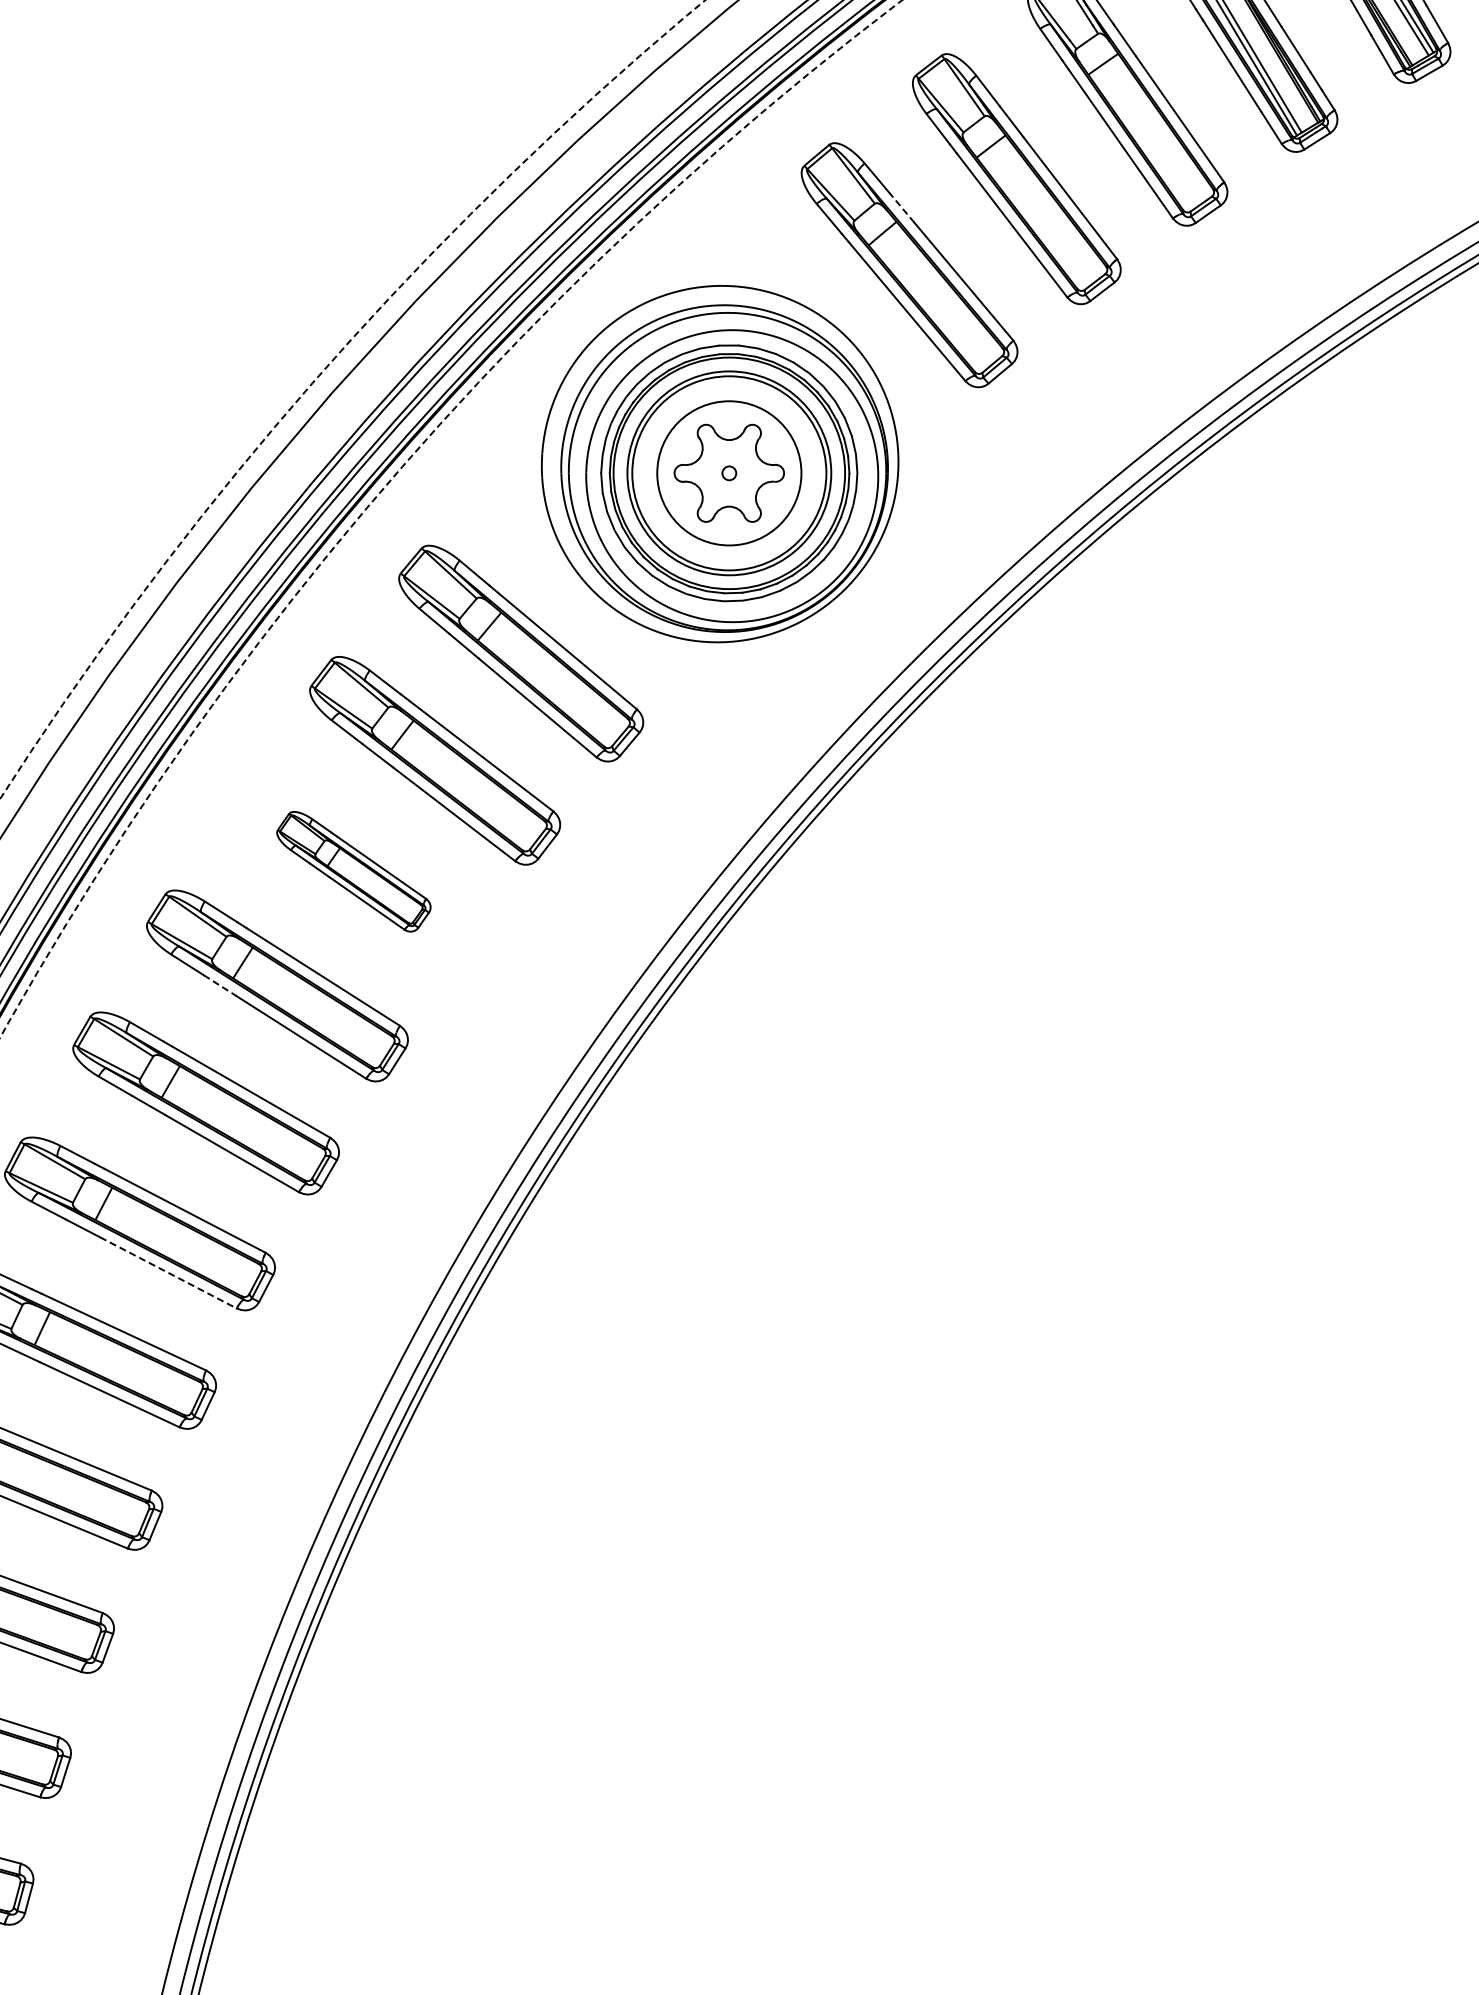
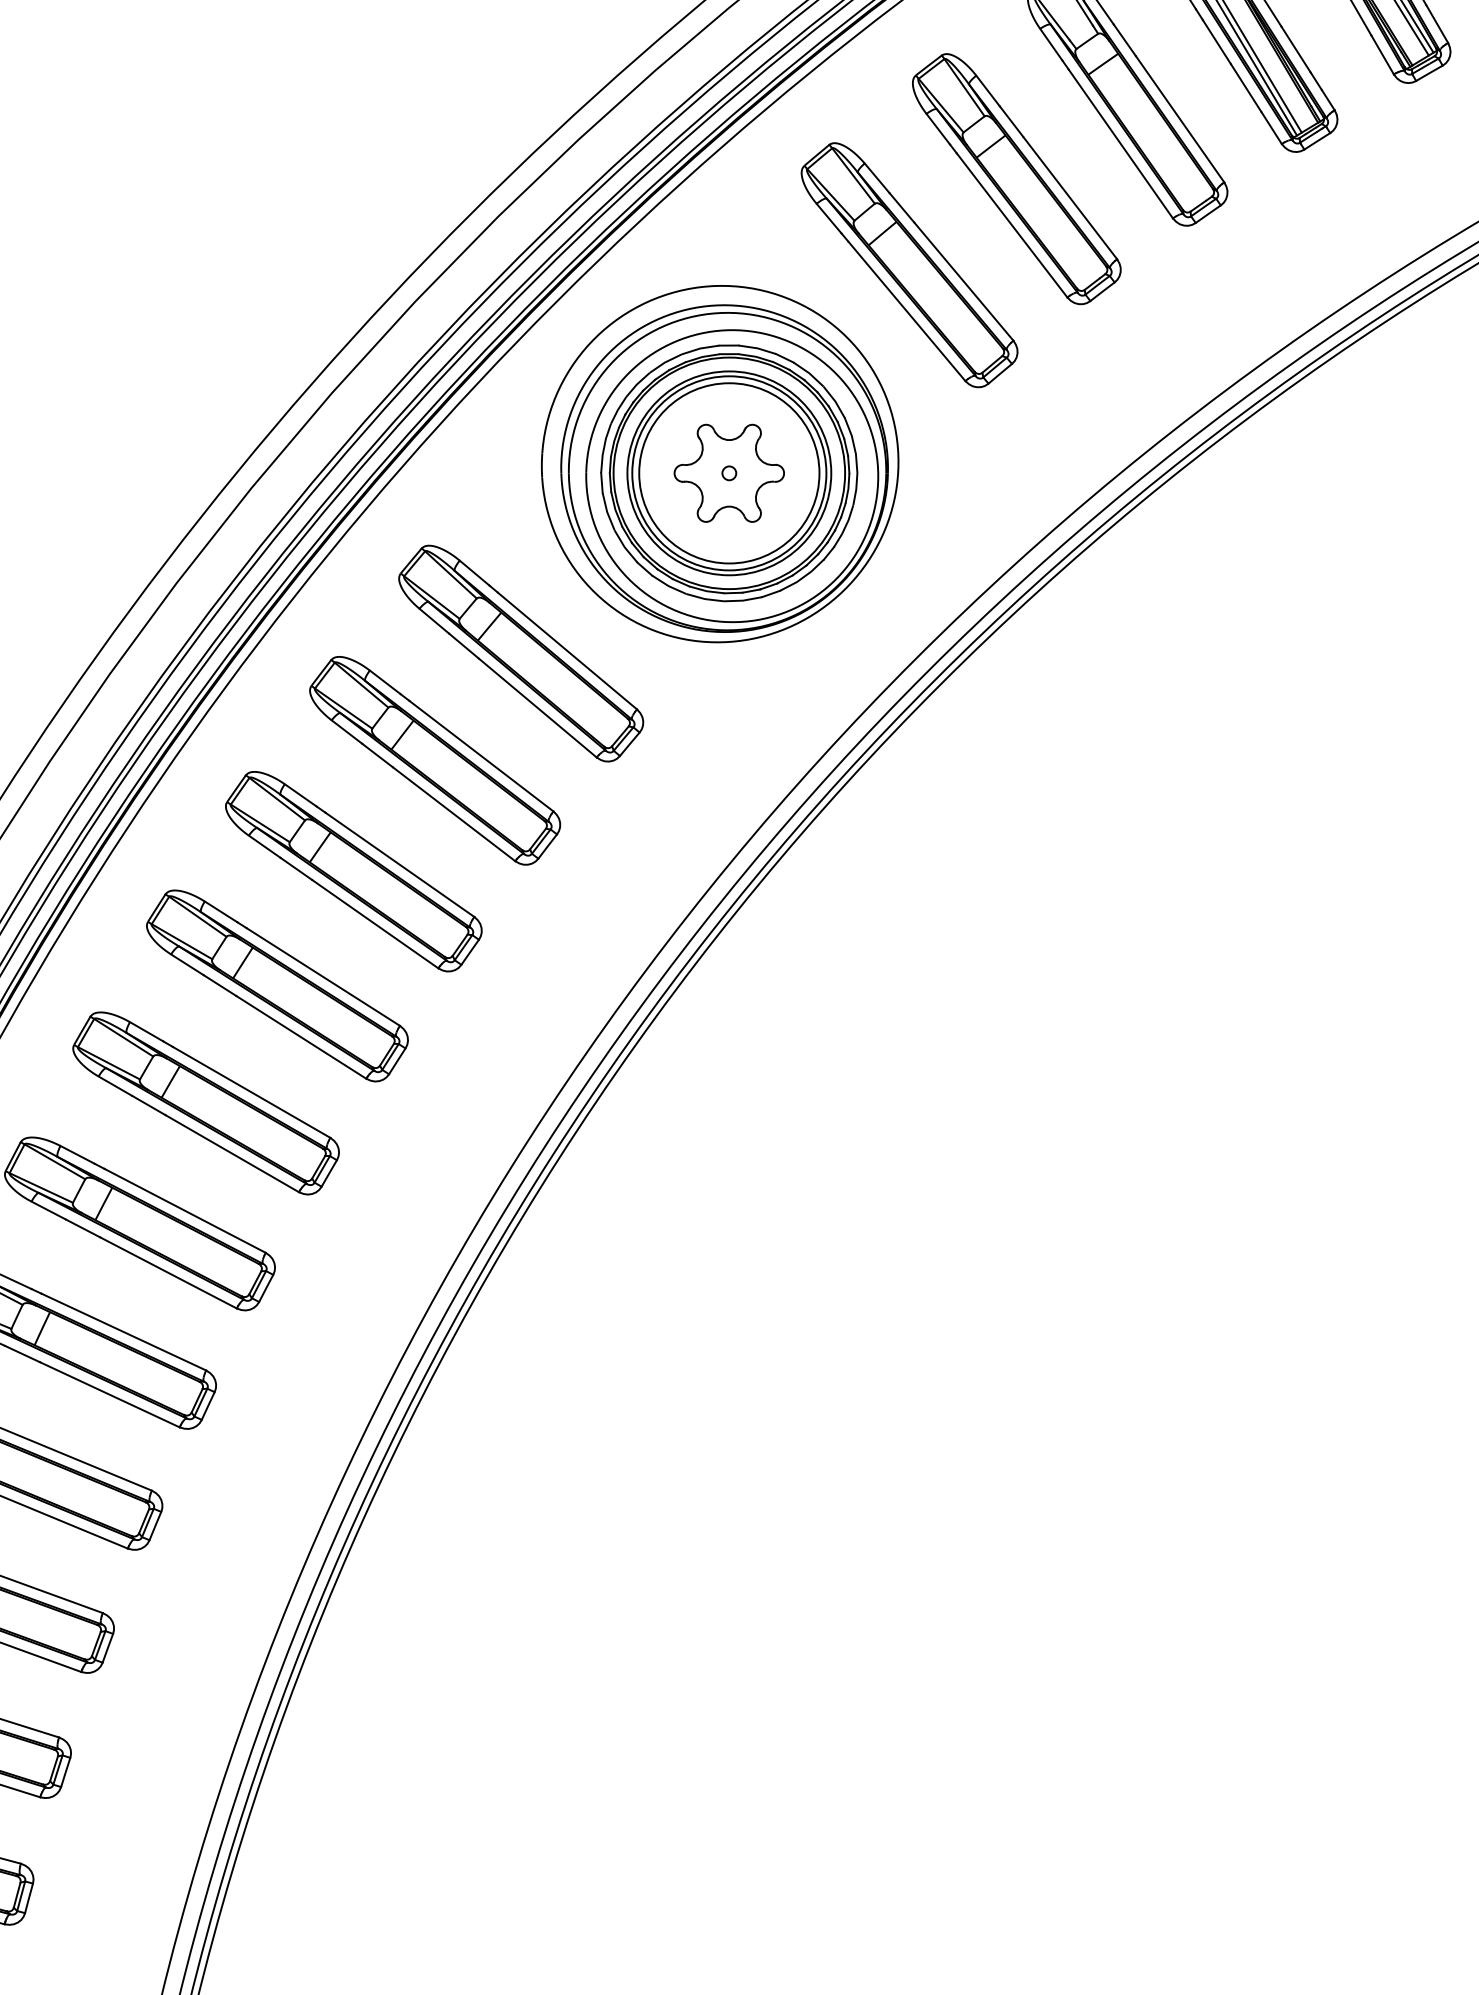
line: dashed -> solid (901, 207)
arc: dashed -> solid (320, 374)
arc: dashed -> solid (397, 472)
circle diameter: 144 px -> 180 px (729, 473)
part size: 156x122 px -> 258x202 px (353, 871)
line: dashed -> solid (220, 985)
line: dashed -> solid (168, 1273)
